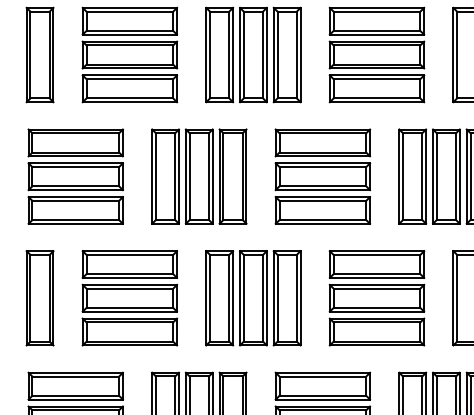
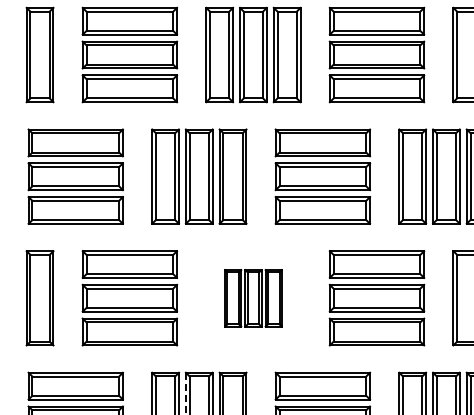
part size: 97x97 px -> 59x59 px (253, 298)
line: solid -> dashed (185, 393)
